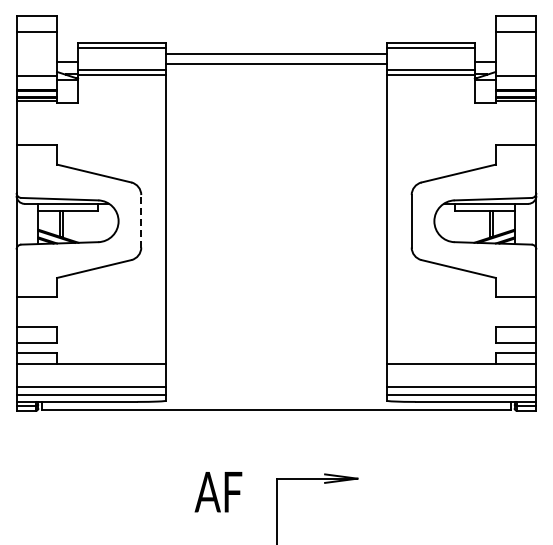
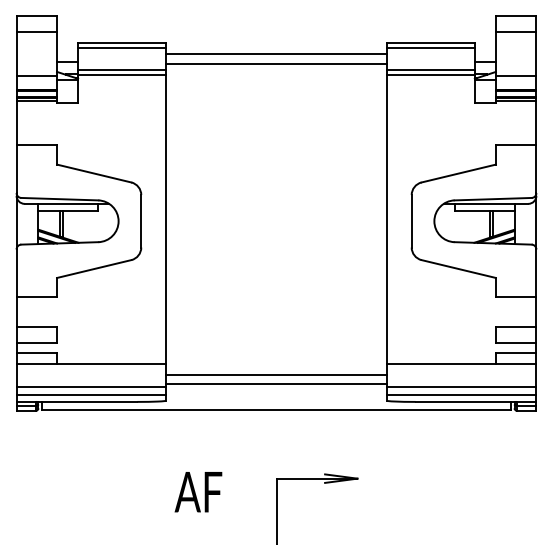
line: dashed -> solid (141, 220)
line: none -> present (276, 374)
line: none -> present (276, 384)
text position: (218, 492) -> (198, 492) (198, 492)
